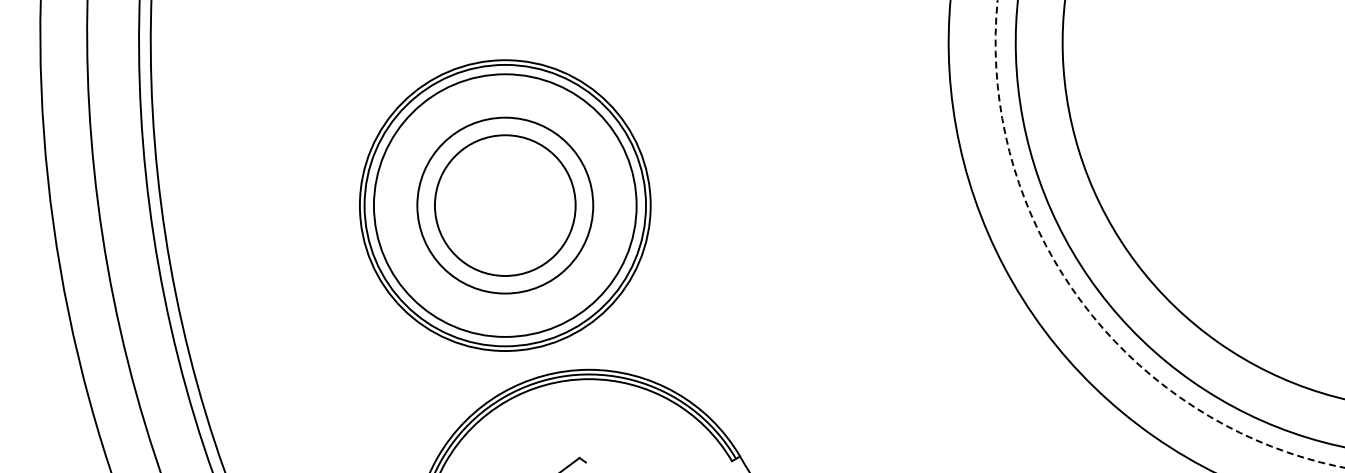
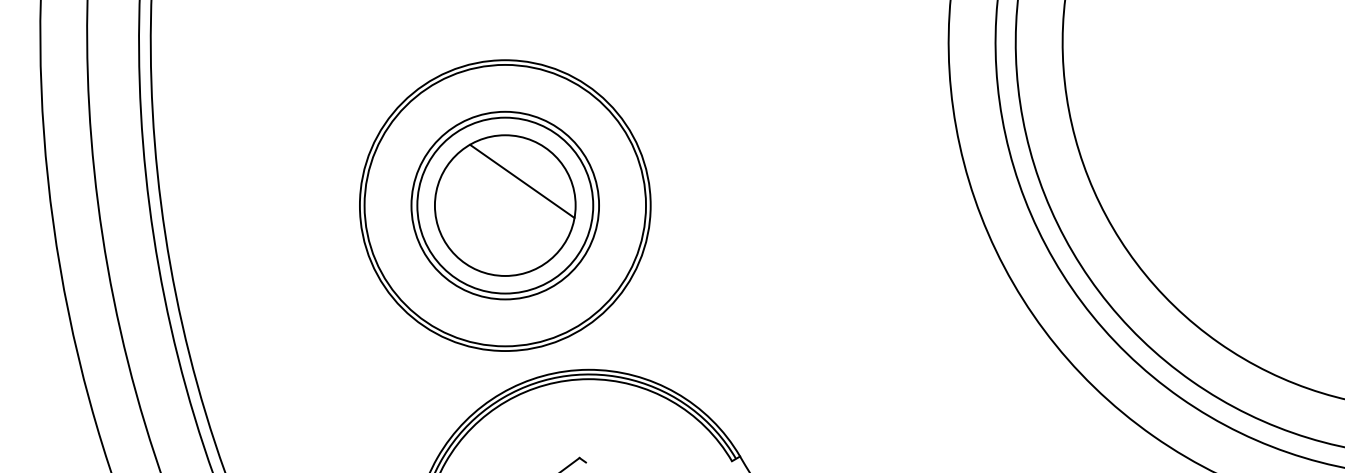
line: none -> present (522, 180)
circle diameter: 263 px -> 188 px (505, 205)
arc: dashed -> solid (1082, 303)
